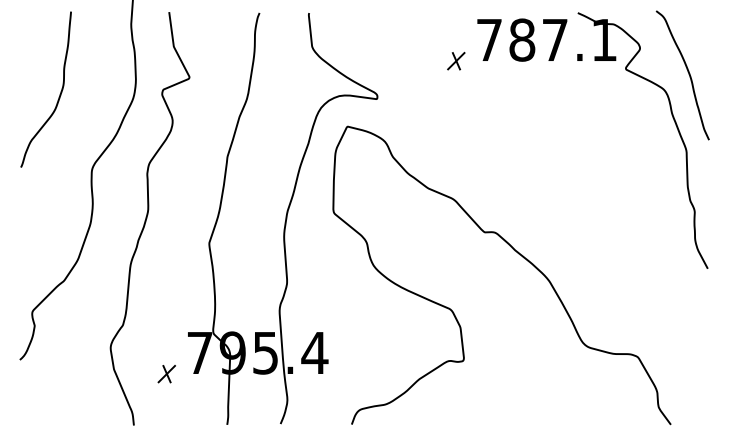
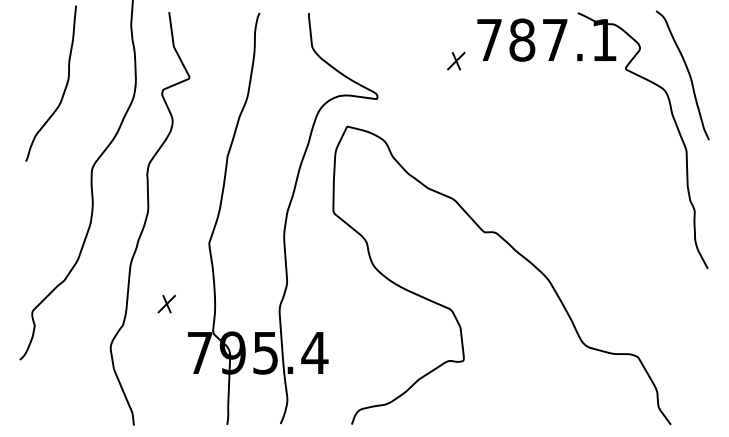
curve position: (59, 94) -> (64, 88) (64, 88)
part position: (166, 374) -> (166, 304) (166, 304)
